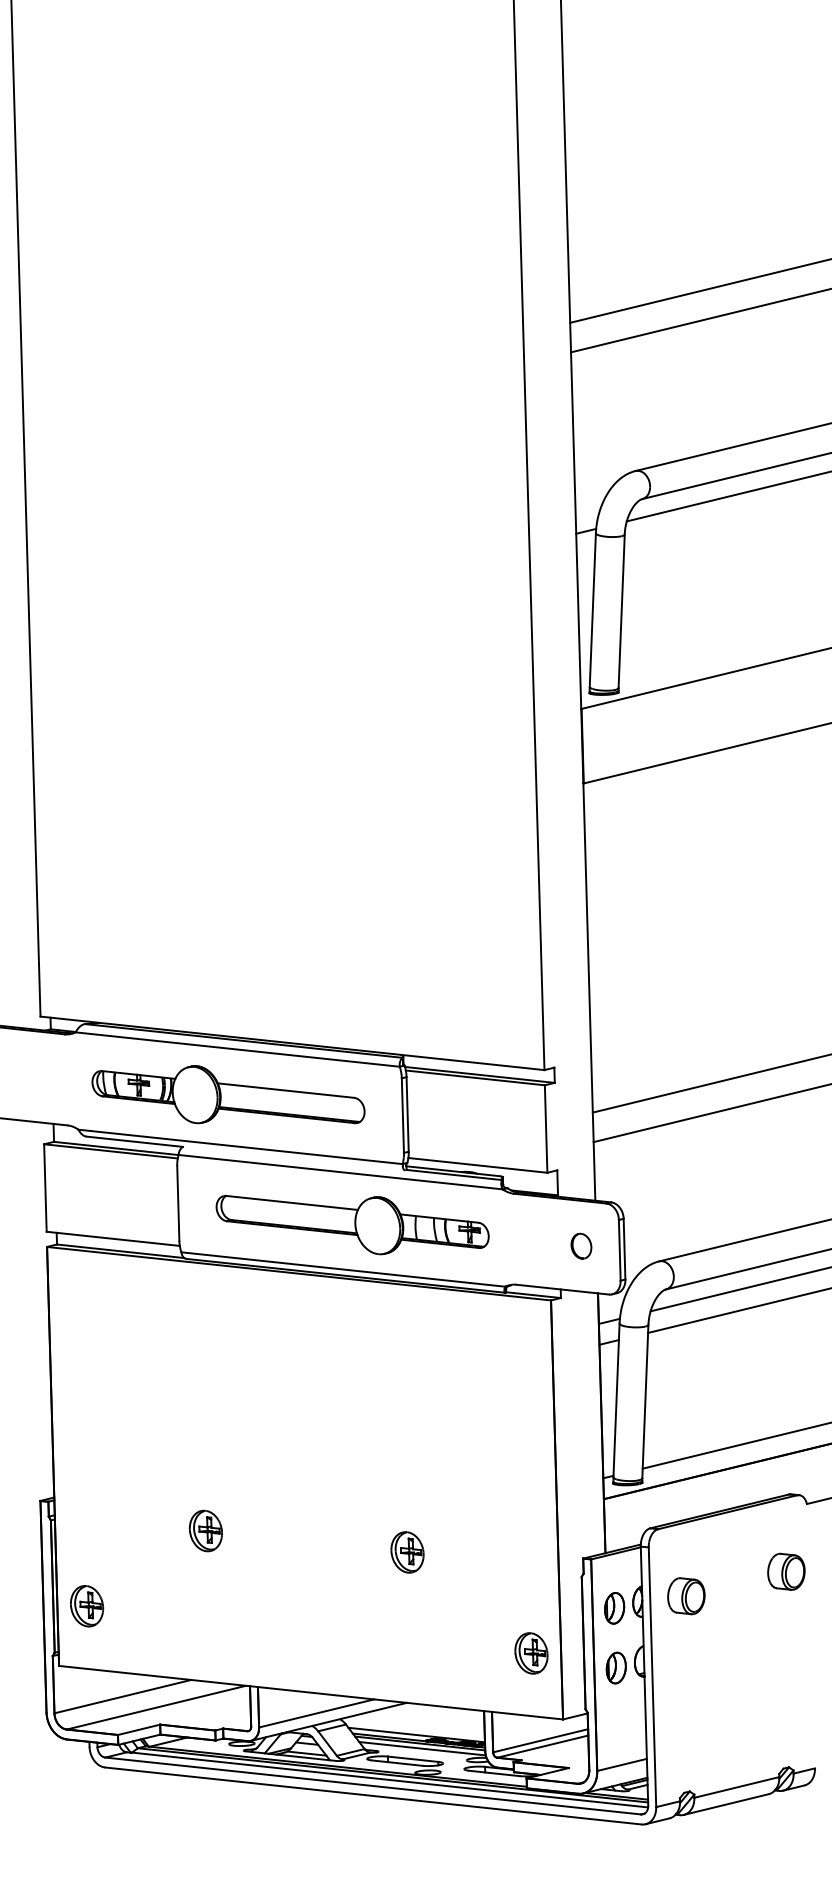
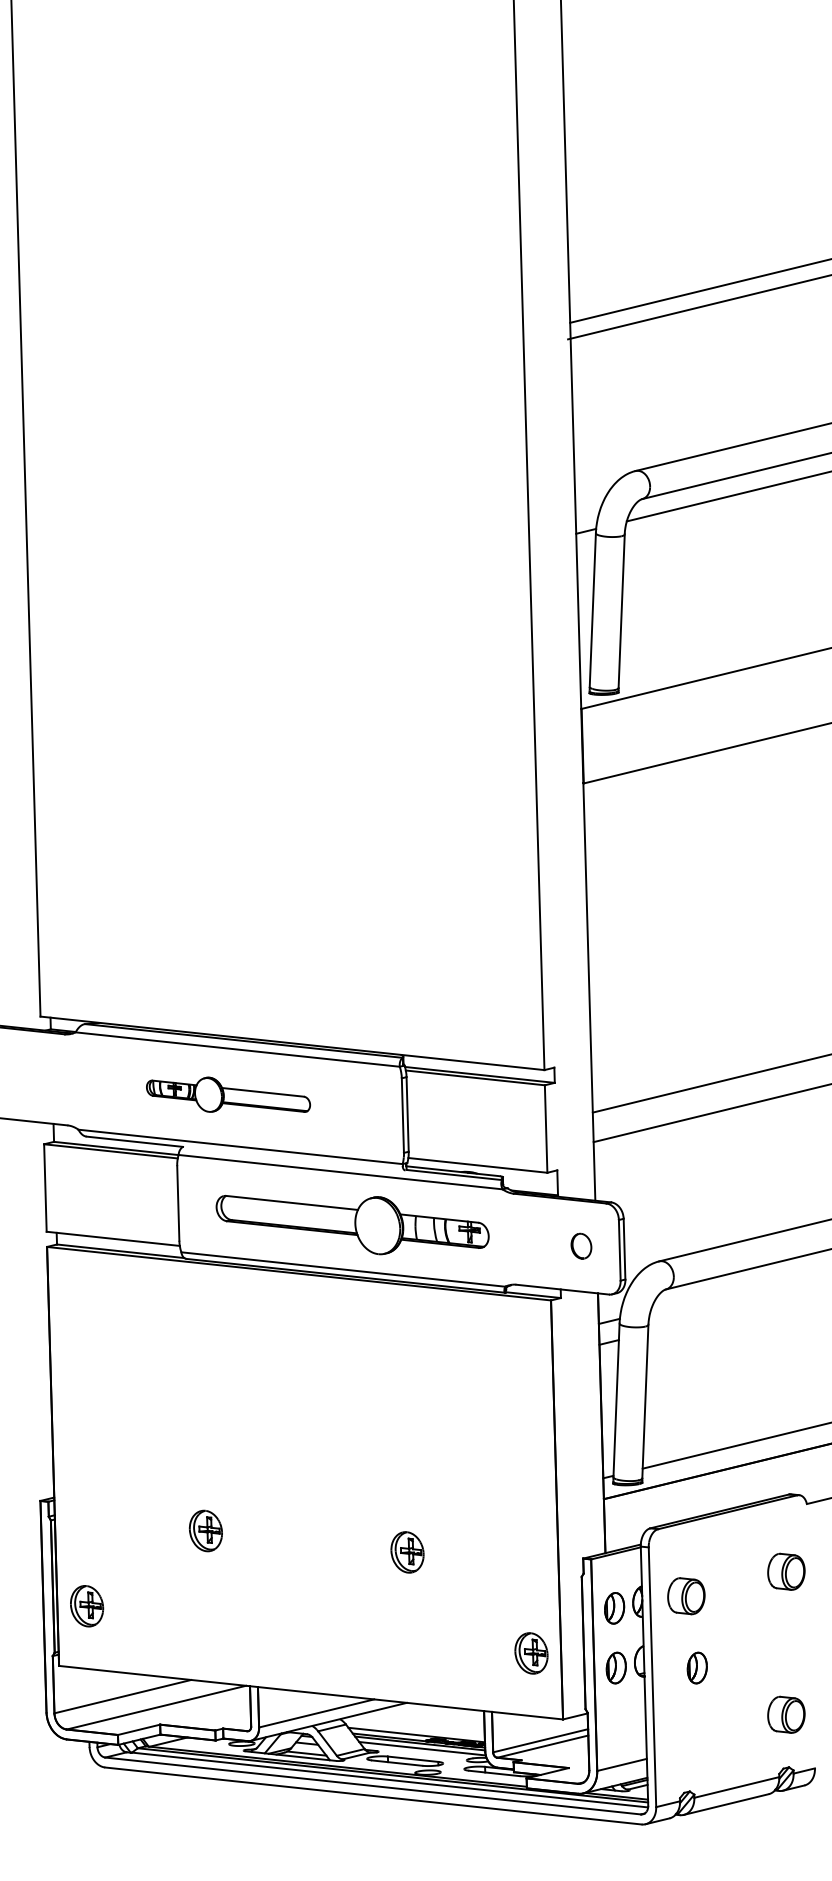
line position: (699, 320) -> (698, 307) (698, 307)
part size: 275x60 px -> 165x37 px (228, 1094)
line: present -> none (739, 1289)
line: present -> none (738, 1310)
part: none -> present (696, 1667)
part: none -> present (786, 1714)
